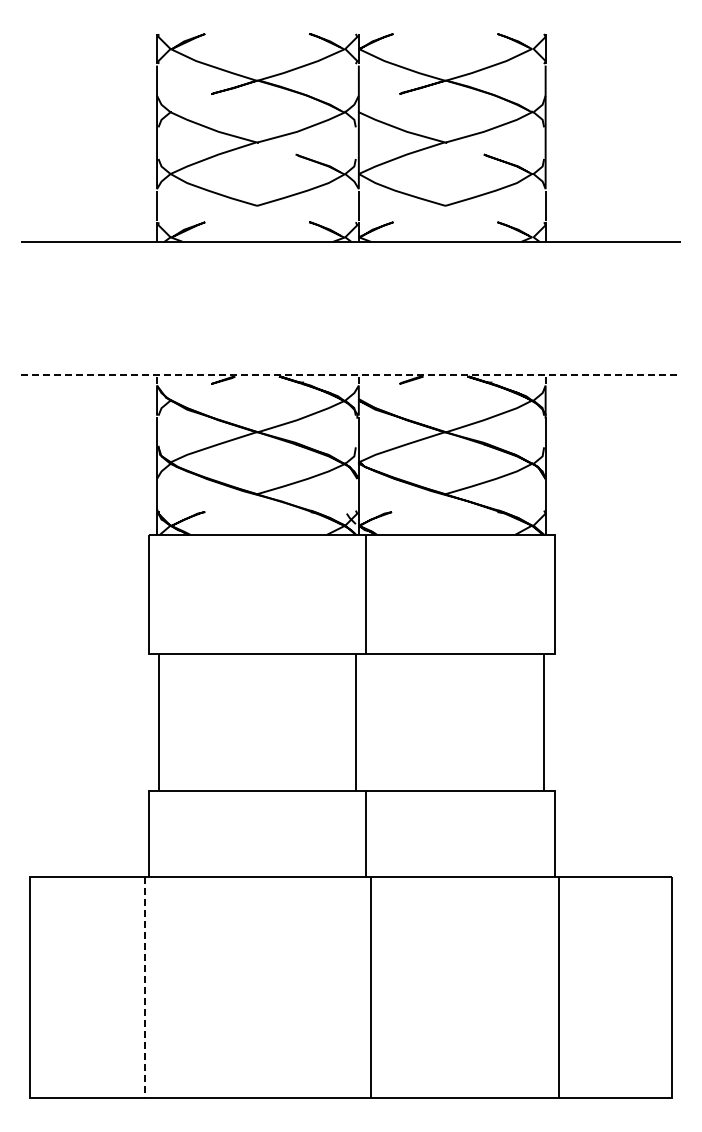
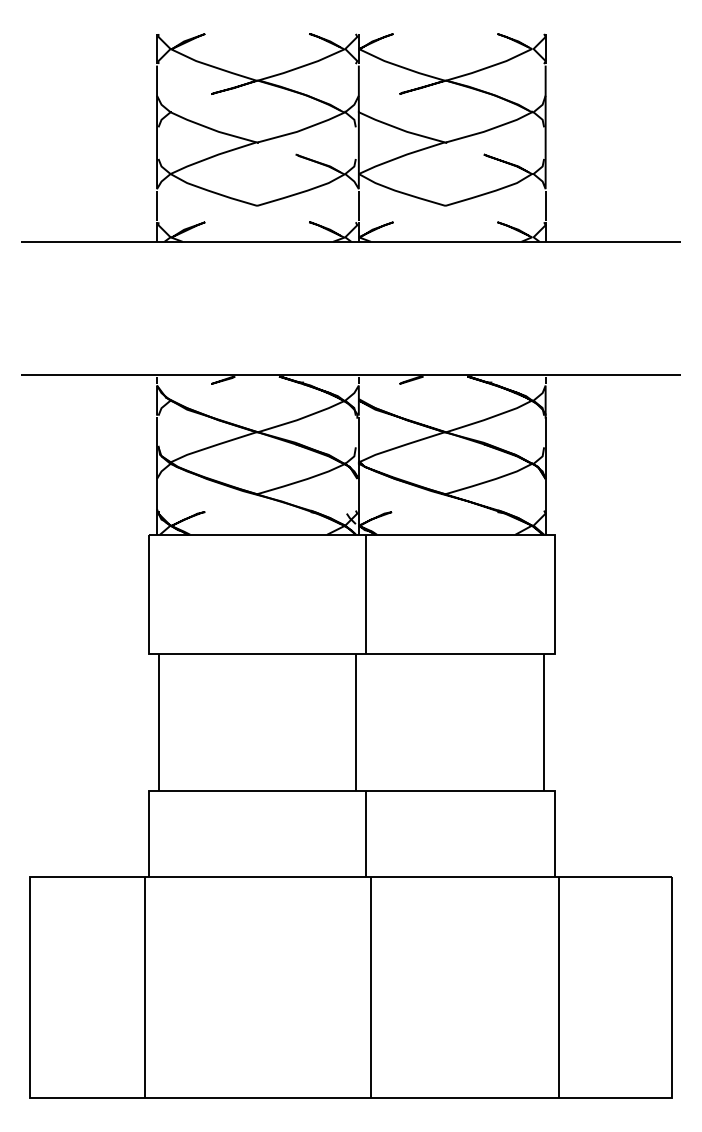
line: dashed -> solid (350, 375)
line: dashed -> solid (144, 987)
